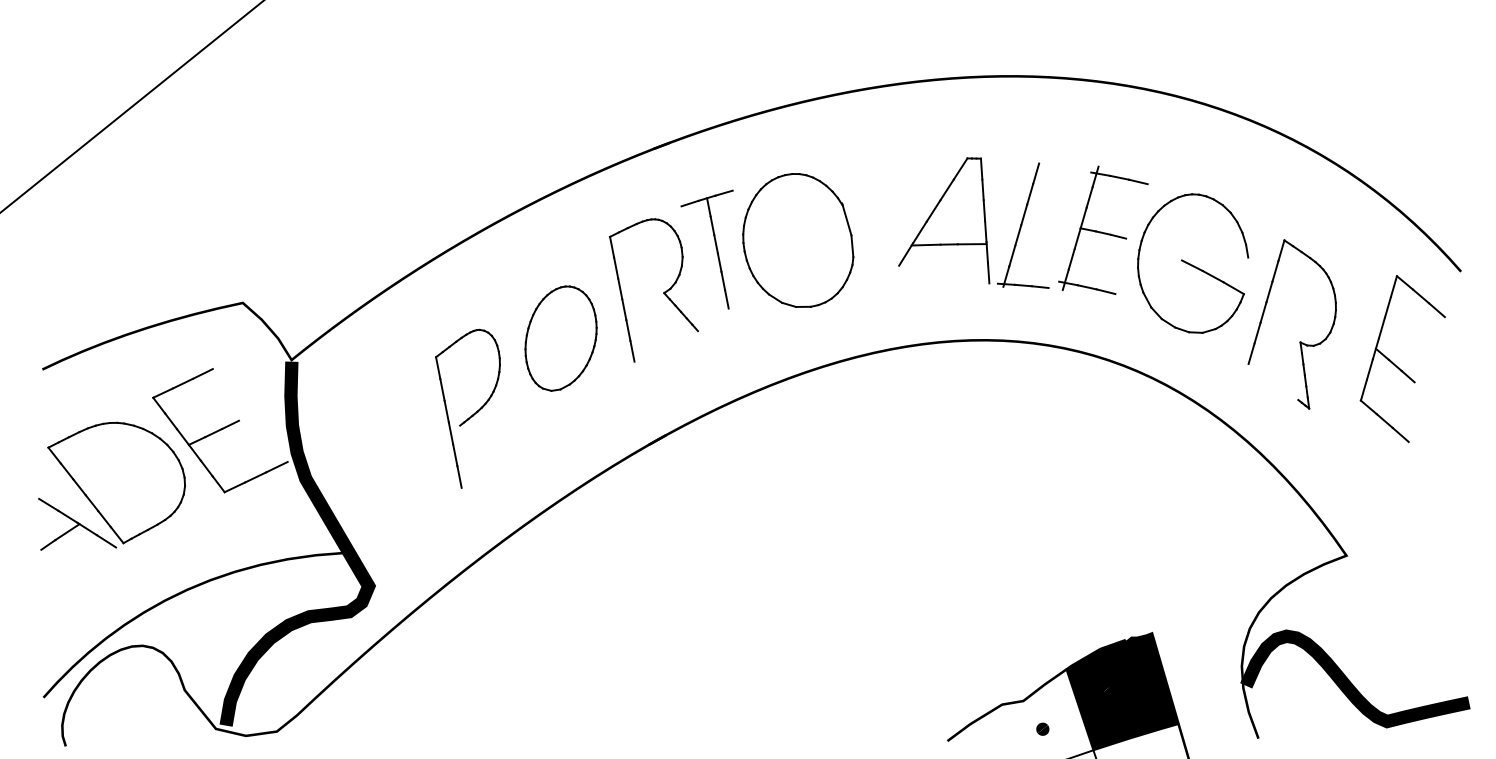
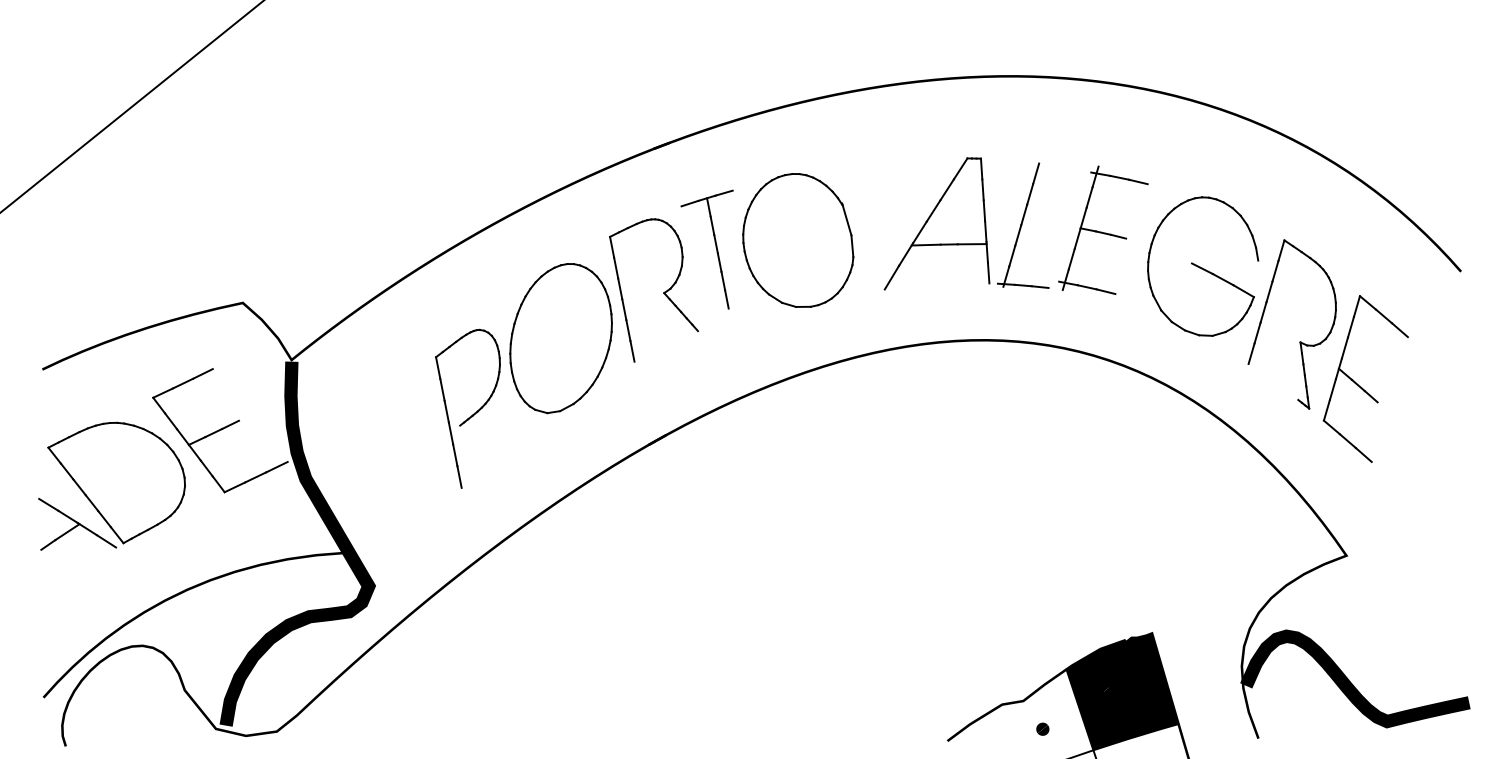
part position: (1193, 263) -> (1203, 266) (1203, 266)
line: none -> present (891, 277)
part size: 74x107 px -> 104x152 px (560, 338)
part position: (1398, 366) -> (1361, 386) (1361, 386)
